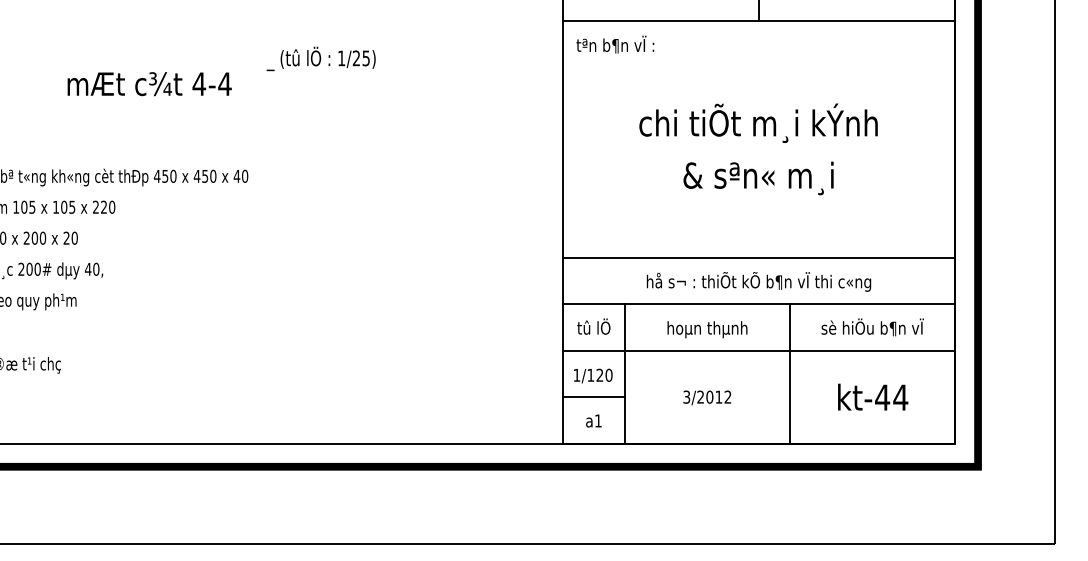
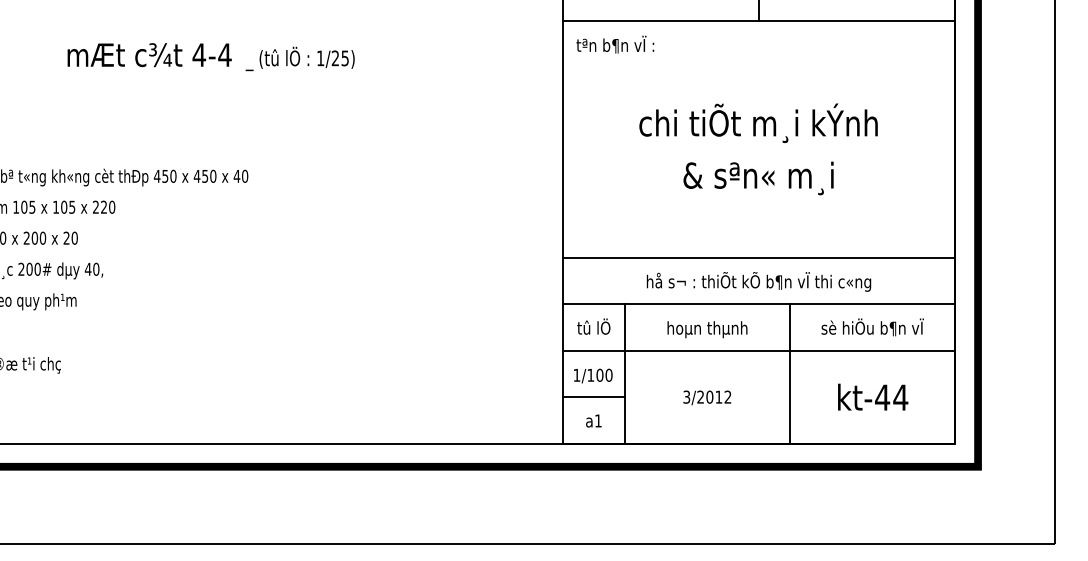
text position: (320, 58) -> (299, 58) (299, 58)
text position: (149, 84) -> (149, 55) (149, 55)
text: 1/120 -> 1/100 (599, 374)
